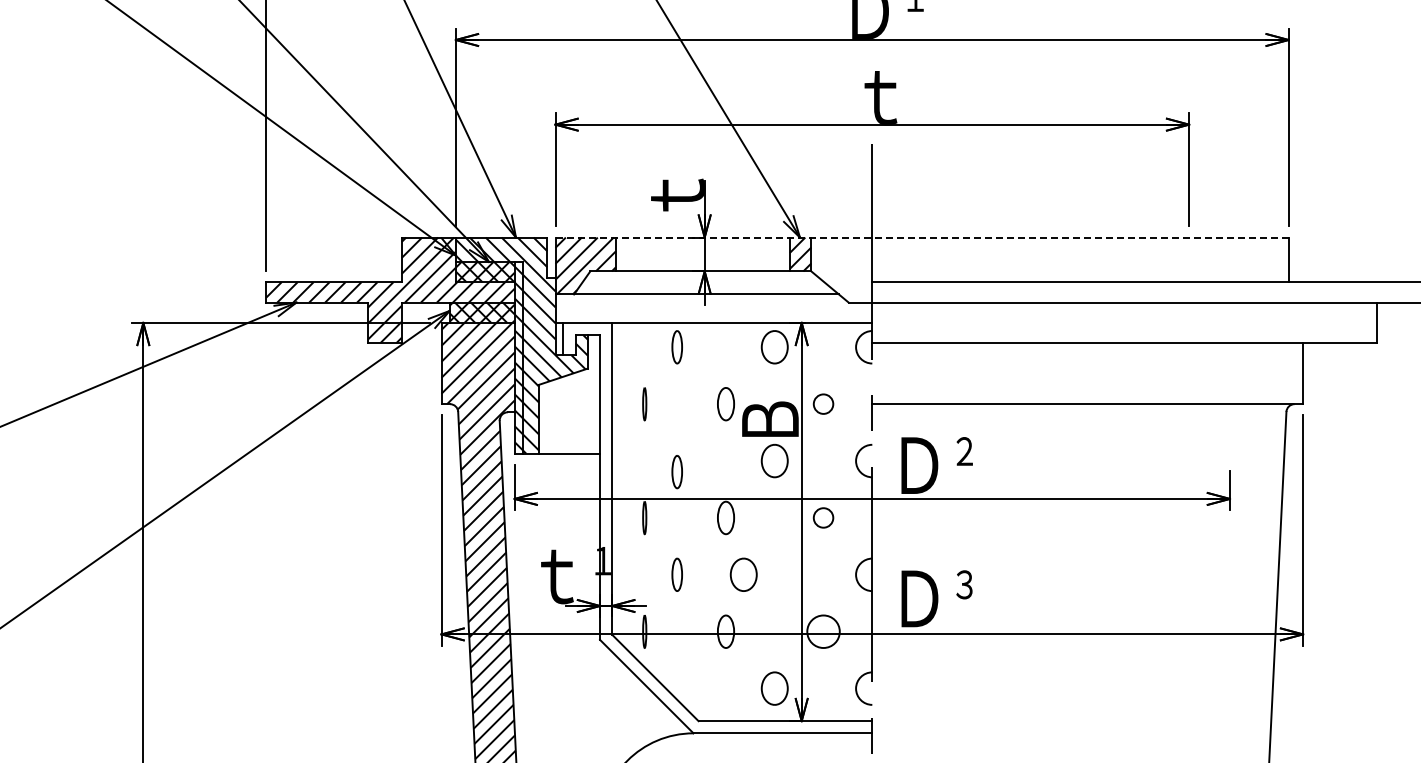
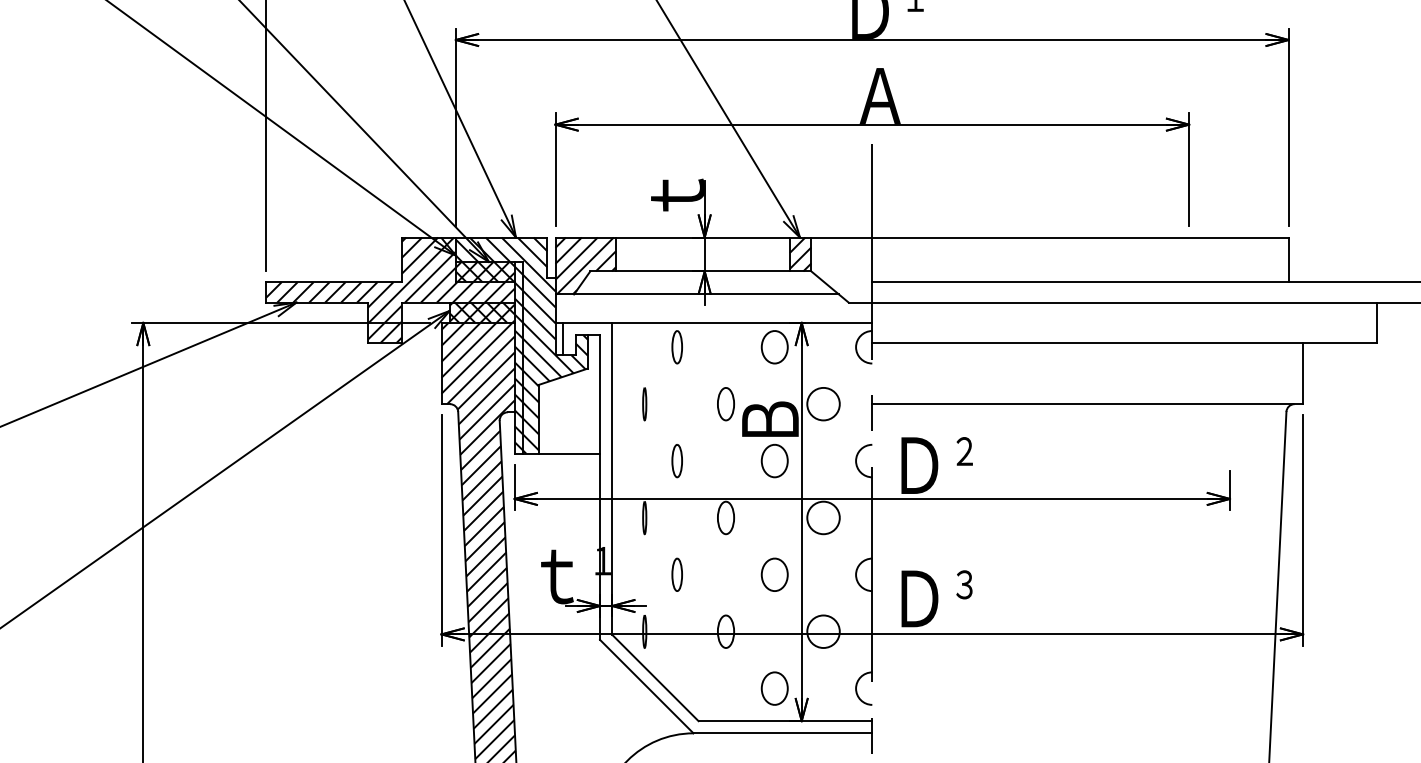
text: ｔ -> Ａ (879, 95)
line: dashed -> solid (922, 237)
circle diameter: 20 px -> 33 px (823, 403)
part position: (676, 472) -> (676, 461) (676, 461)
circle diameter: 20 px -> 33 px (823, 517)
part position: (743, 574) -> (774, 574) (774, 574)
